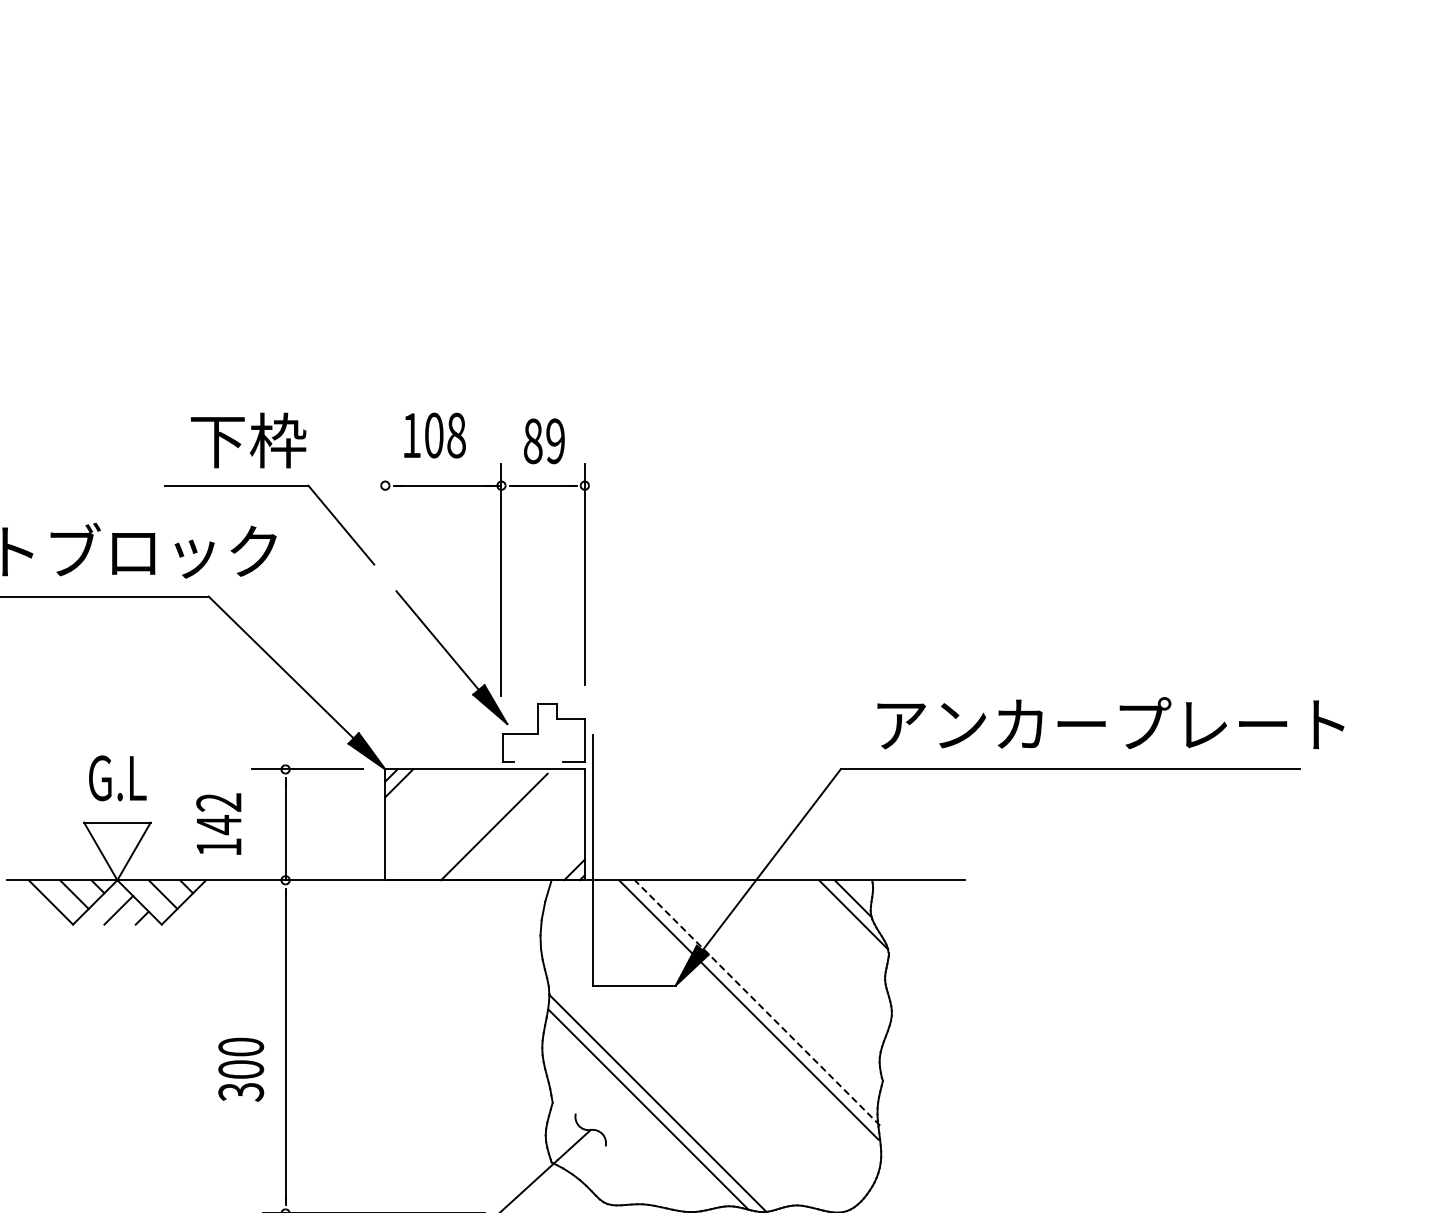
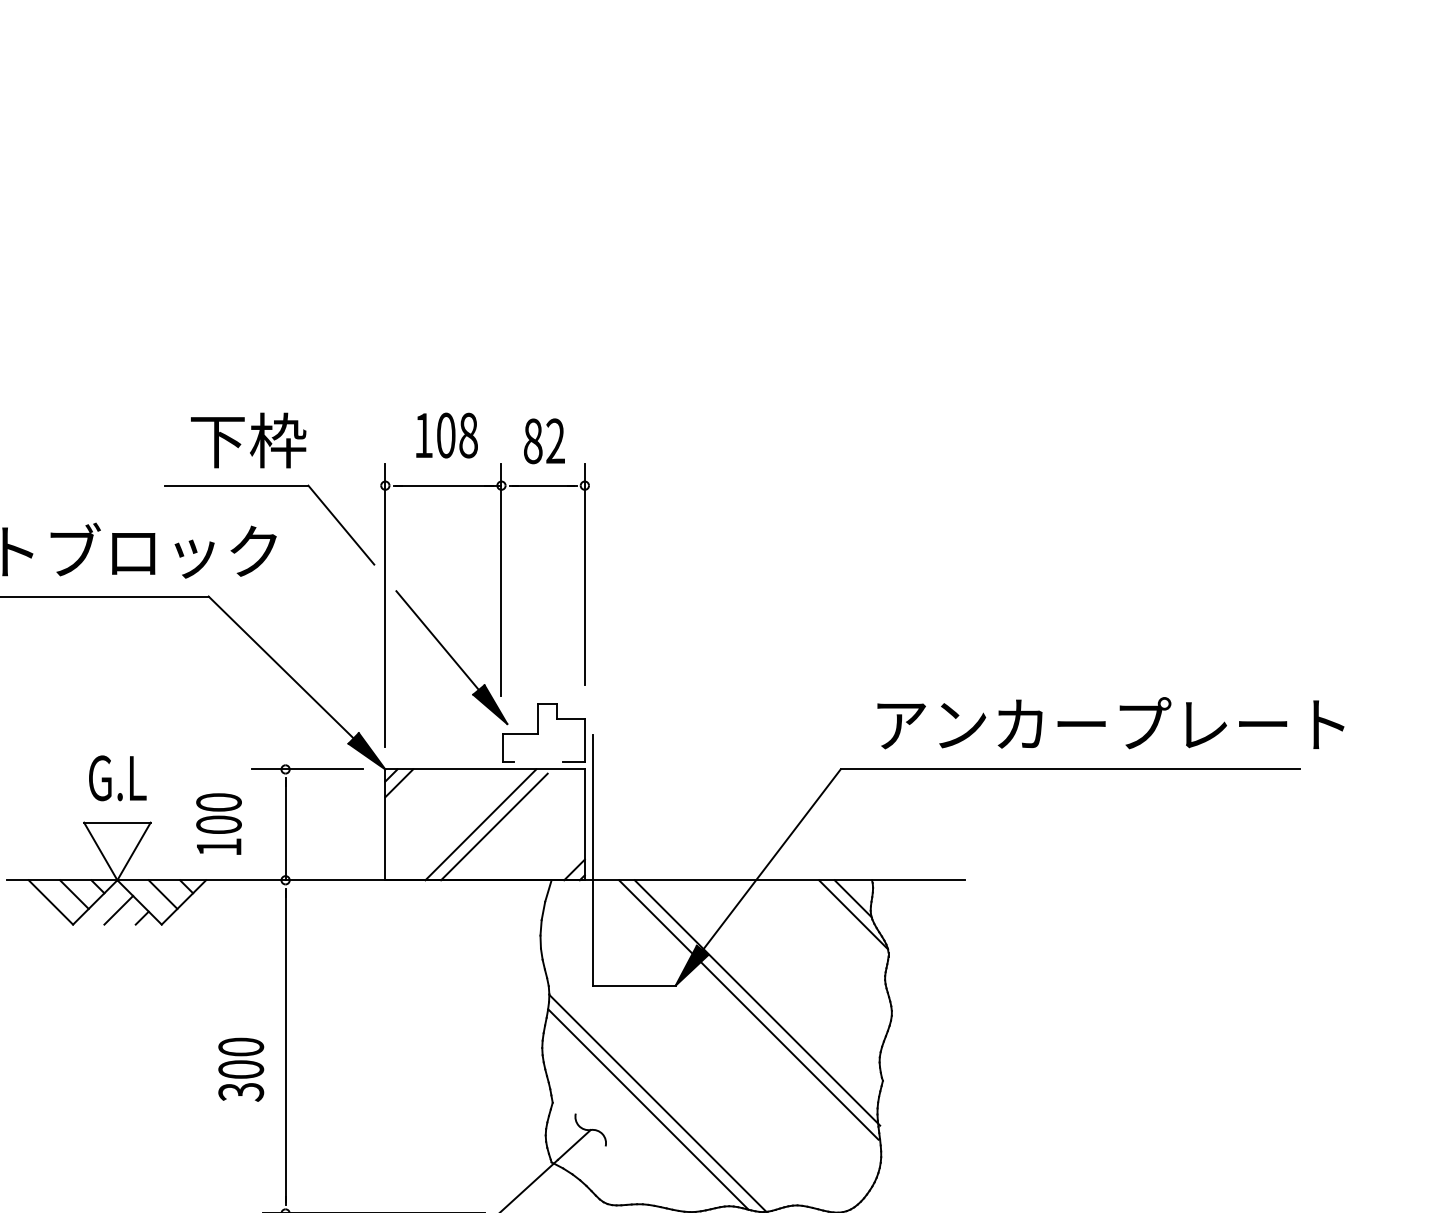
text position: (434, 435) -> (446, 435) (446, 435)
text: 89 -> 82 (555, 441)
line: none -> present (385, 605)
text: 142 -> 100 (218, 814)
line: none -> present (480, 824)
line: dashed -> solid (757, 1002)
